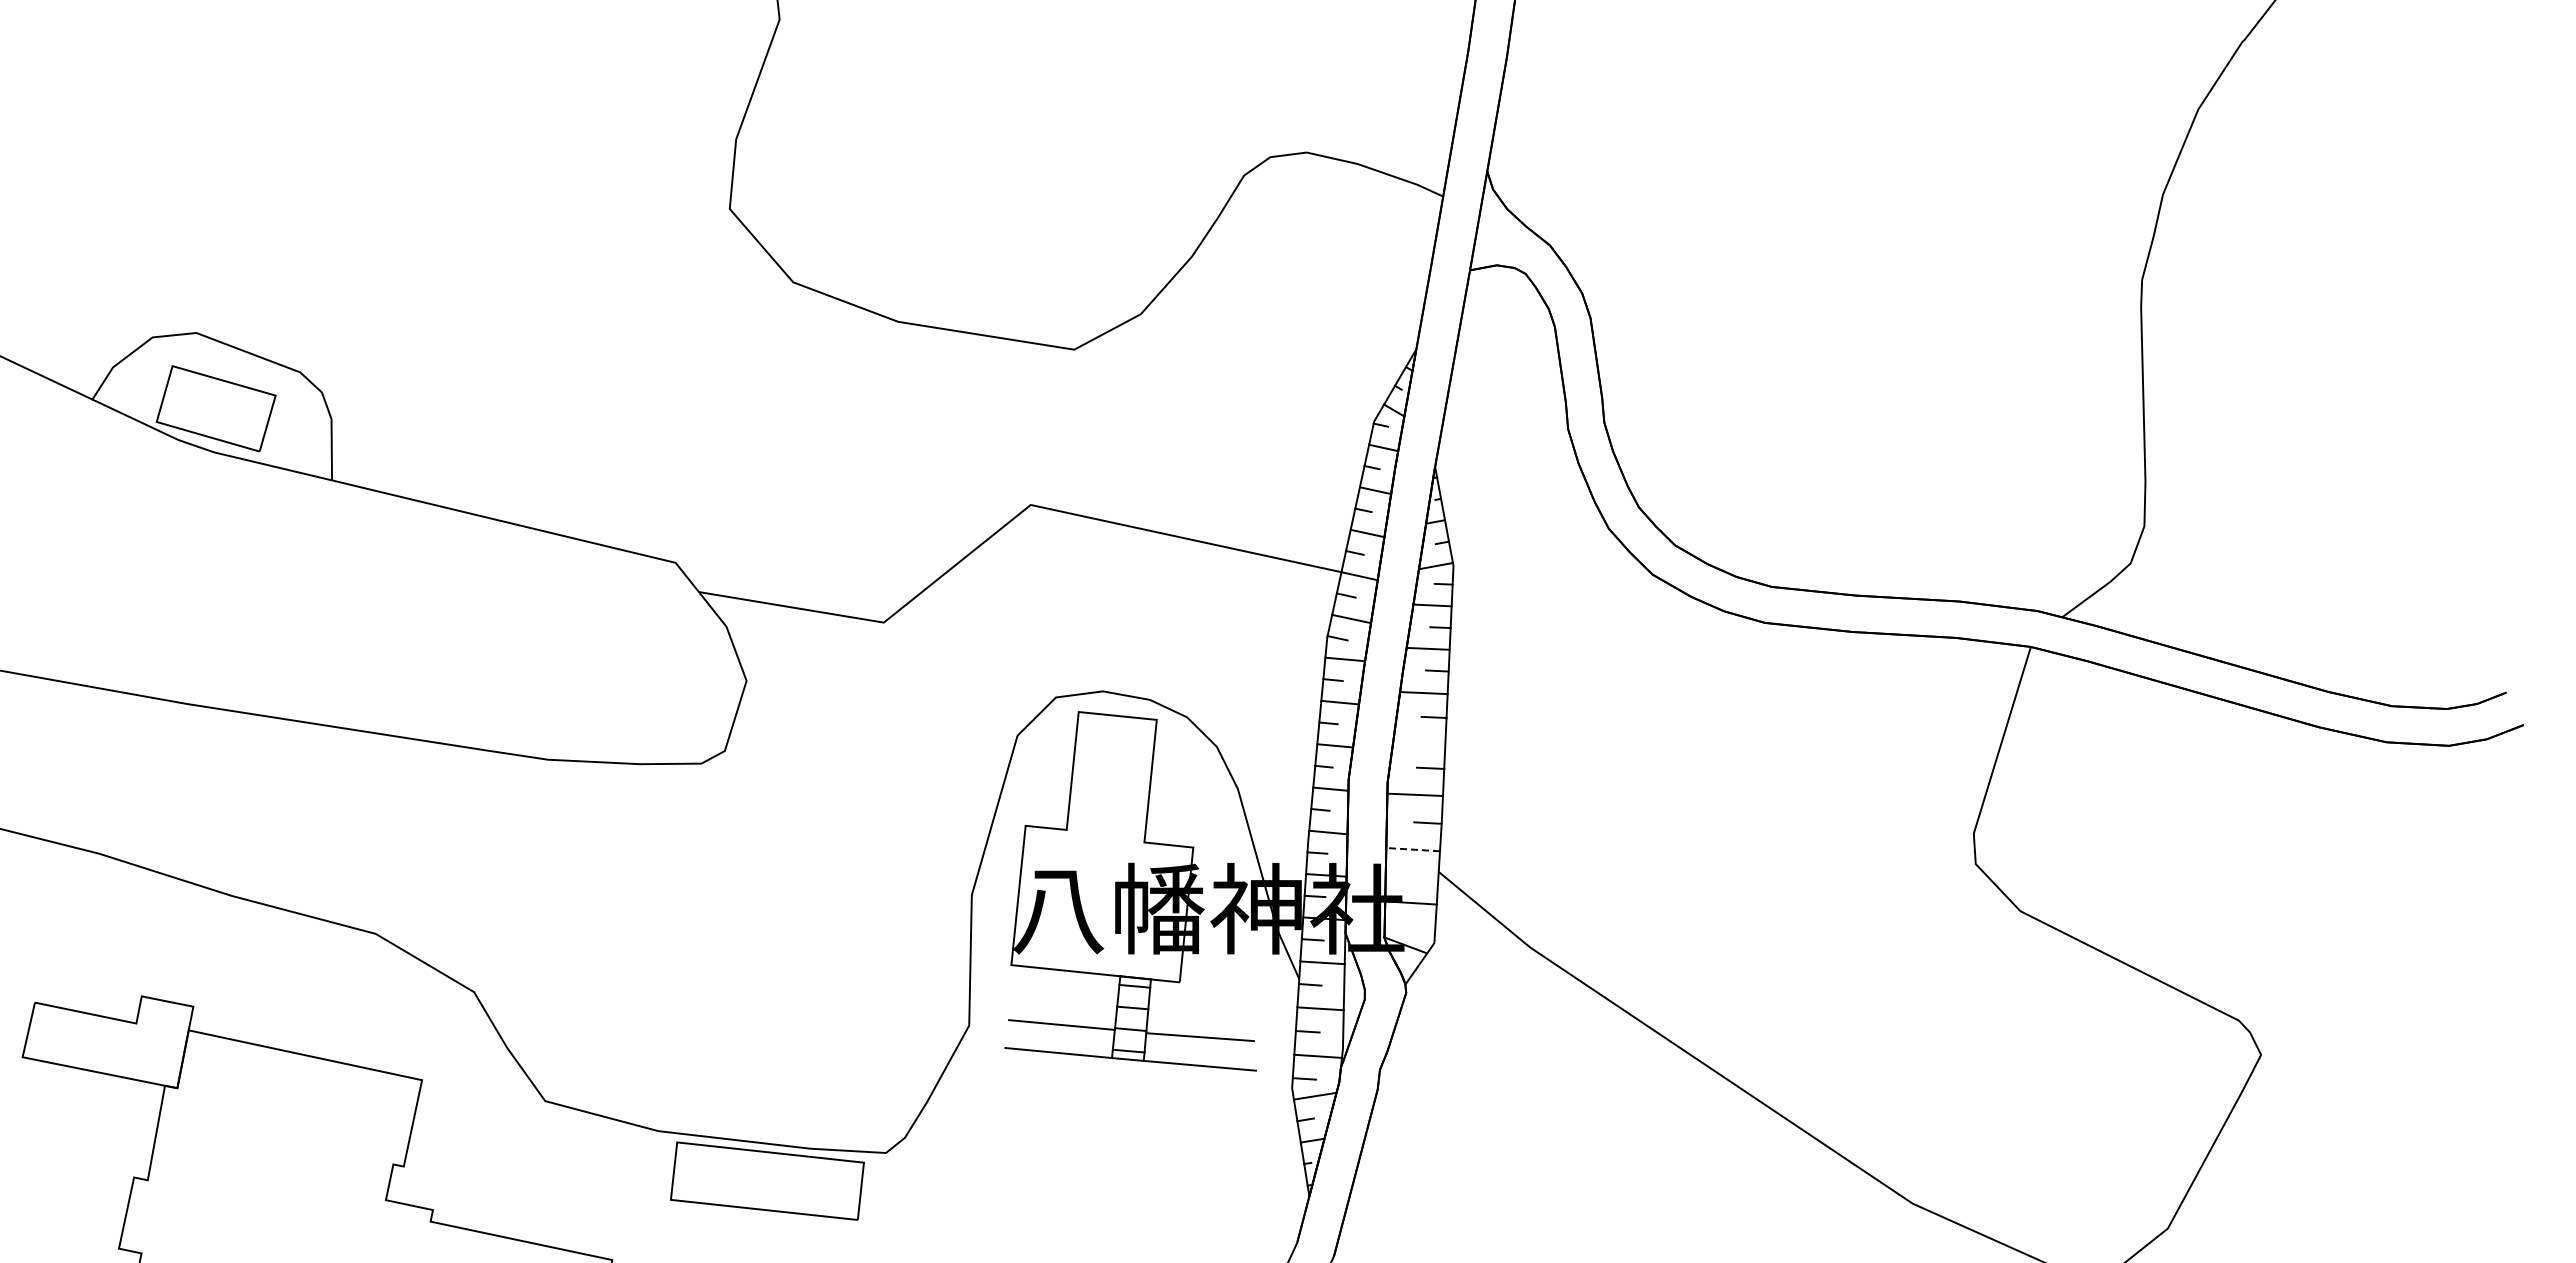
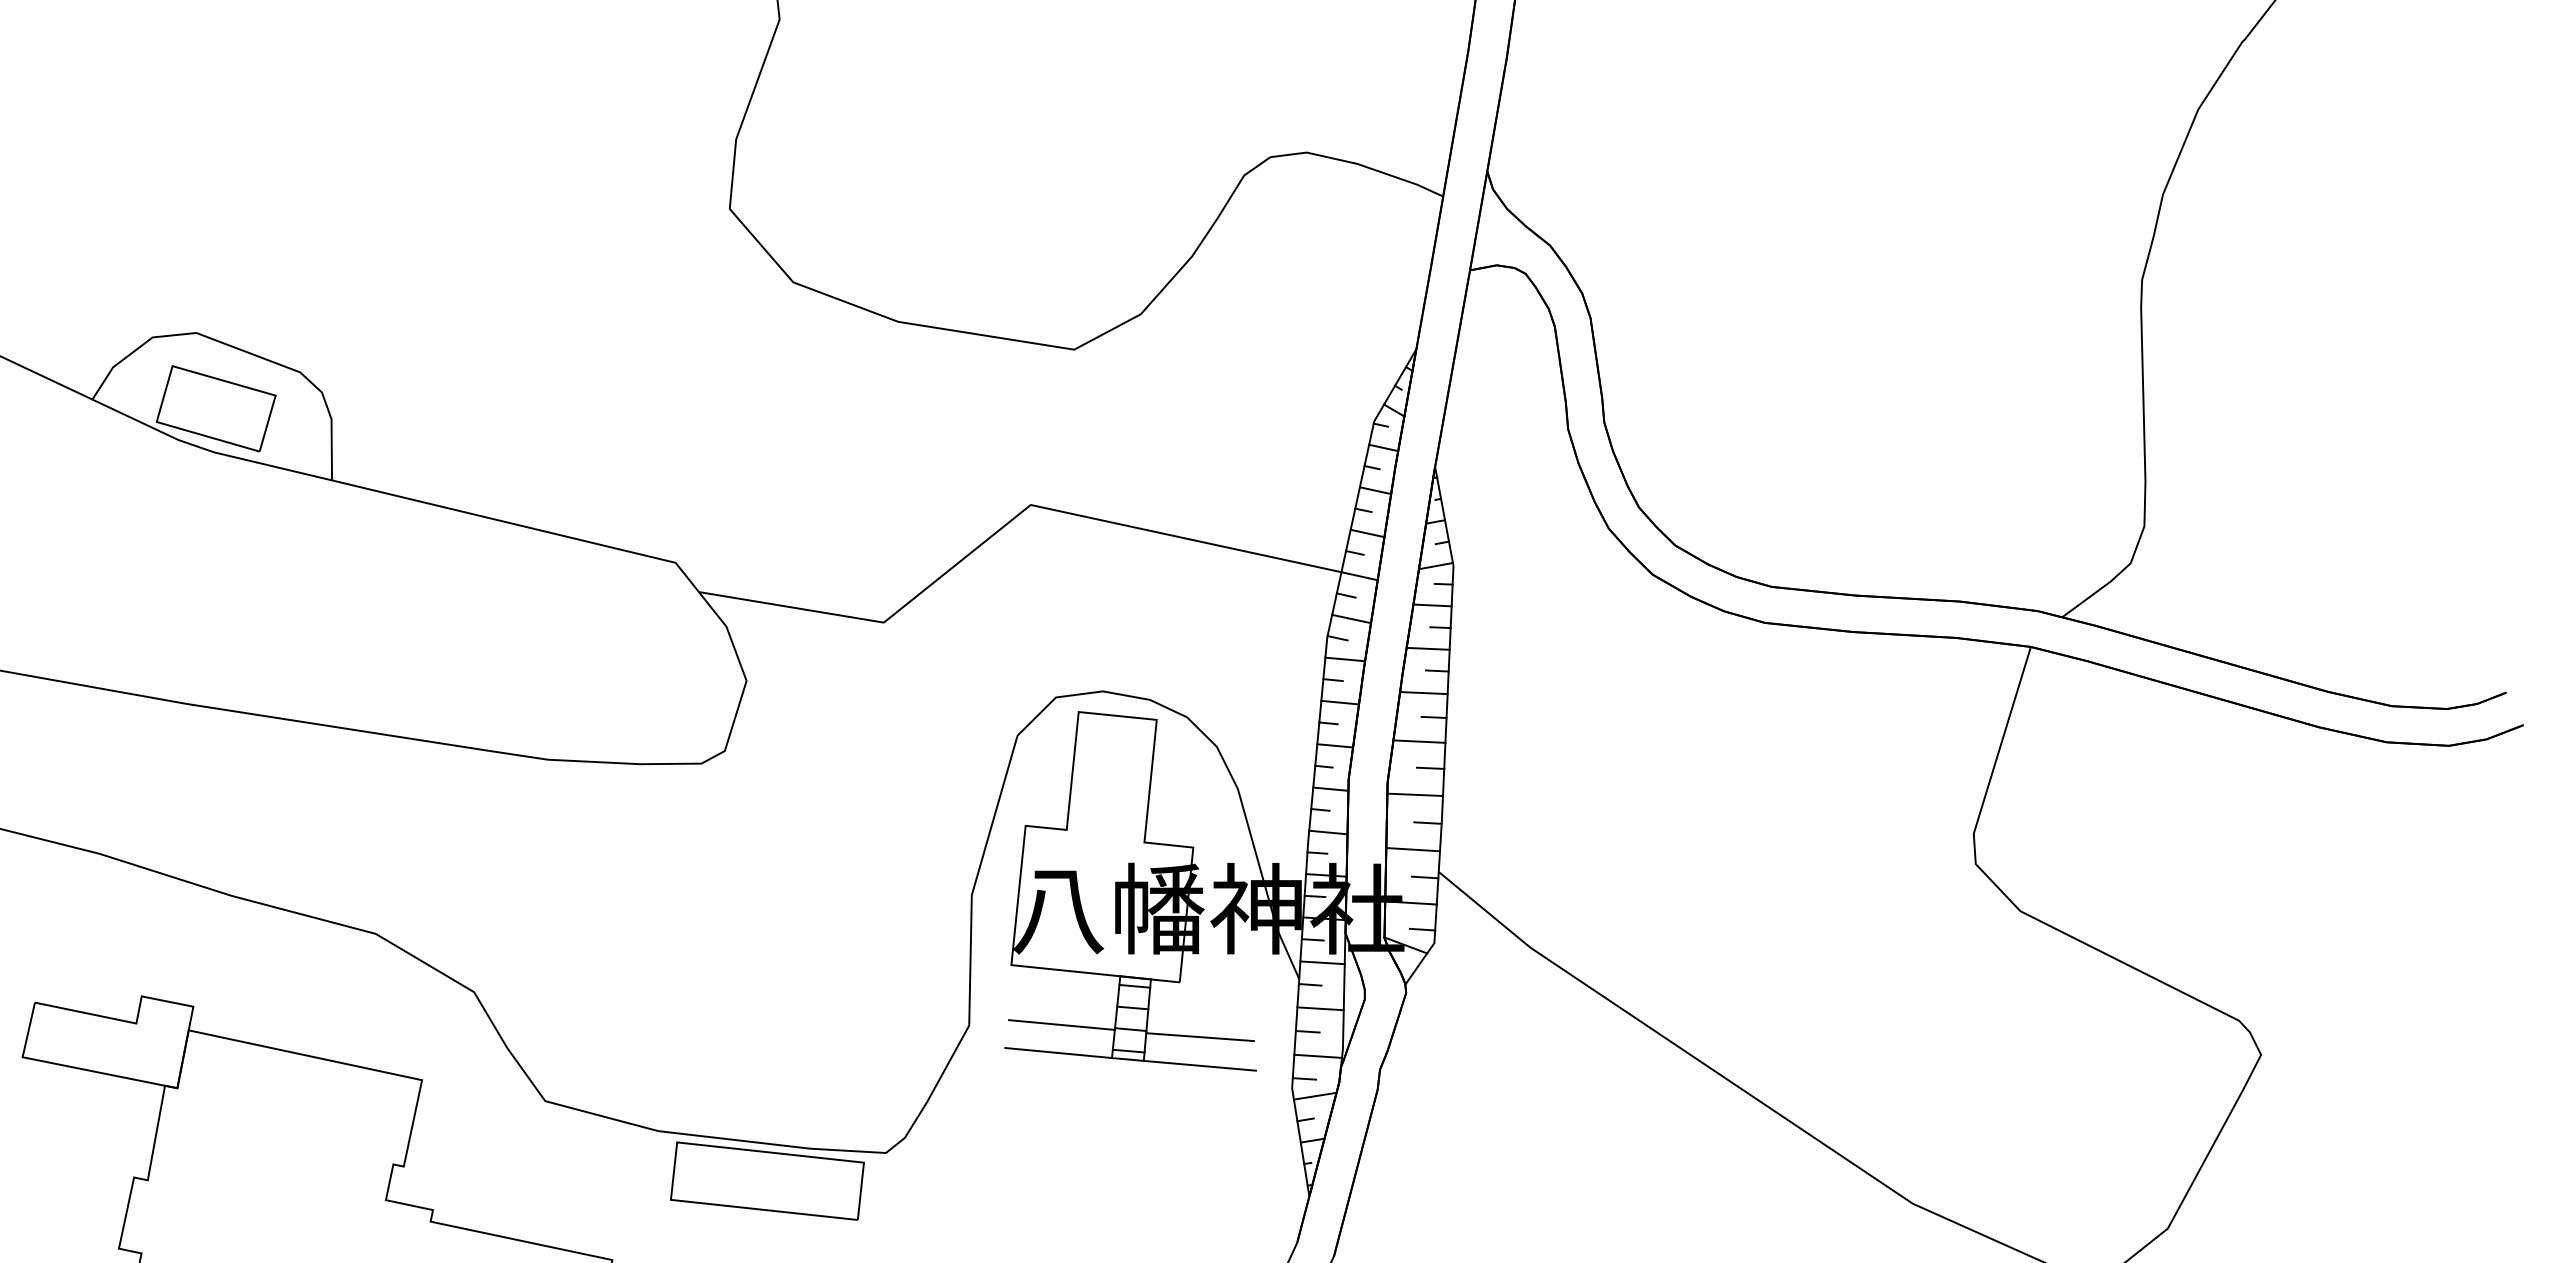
line: none -> present (1419, 741)
line: dashed -> solid (1413, 849)
line: none -> present (1424, 877)
line: none -> present (1422, 929)
